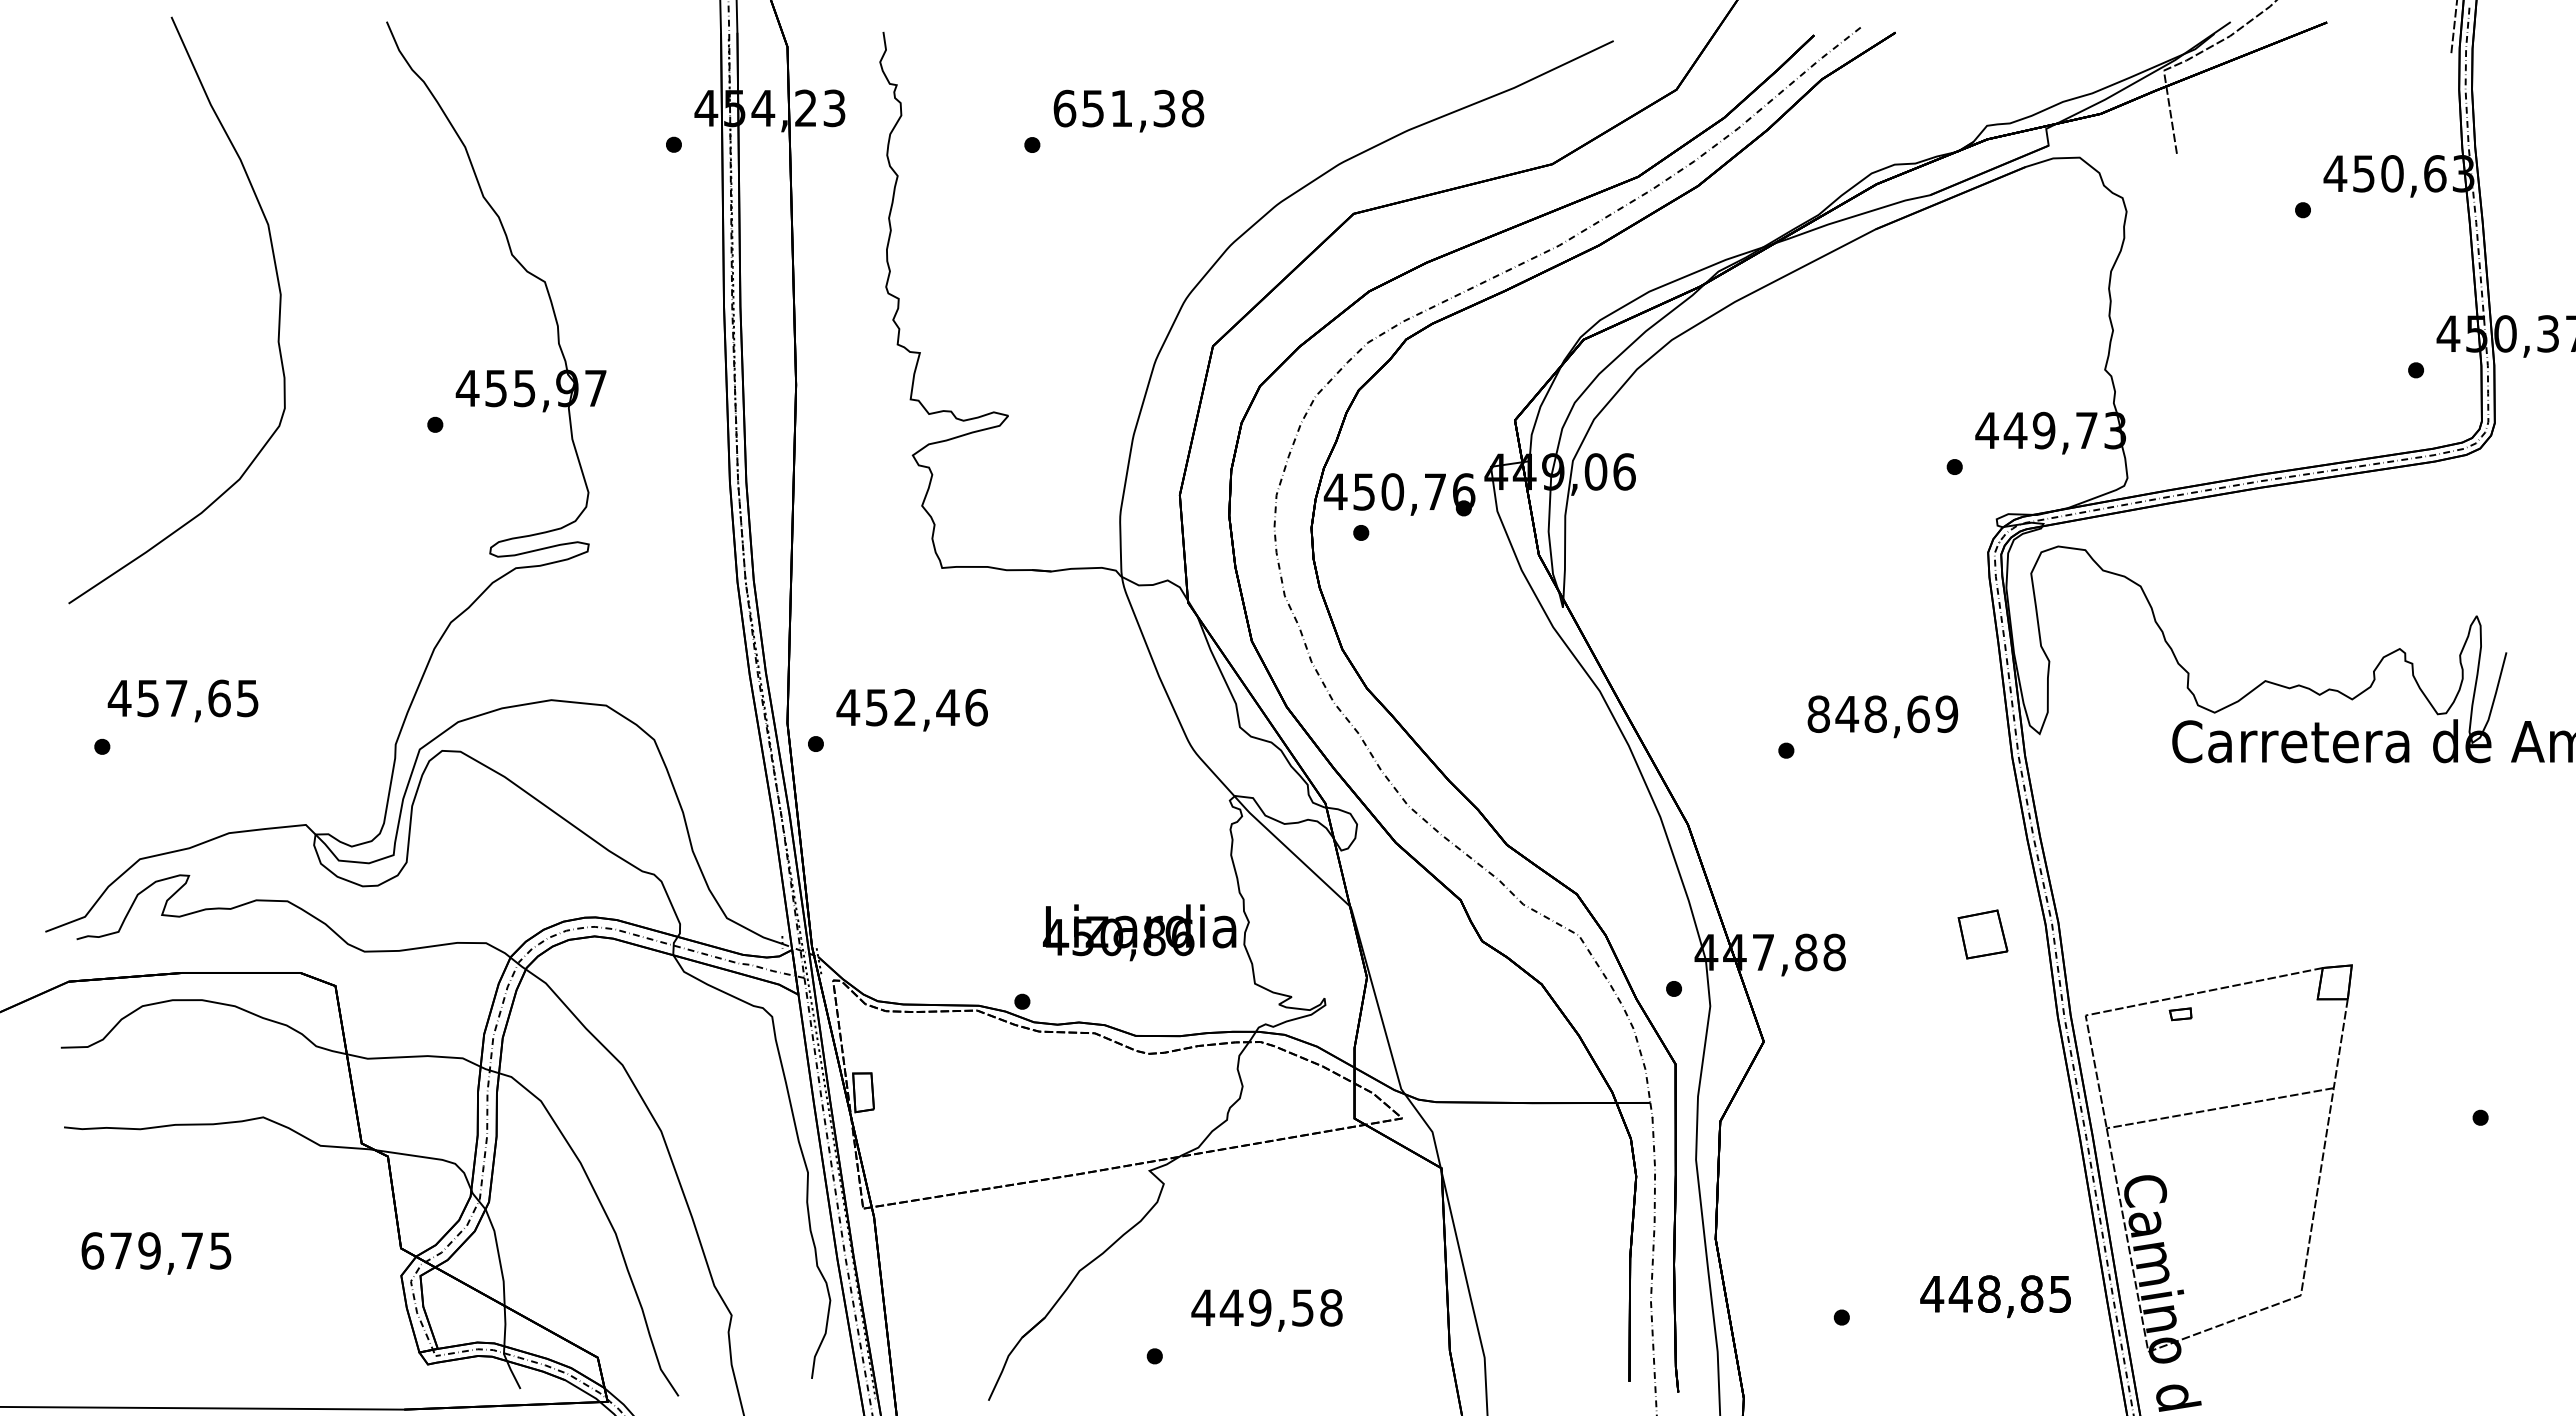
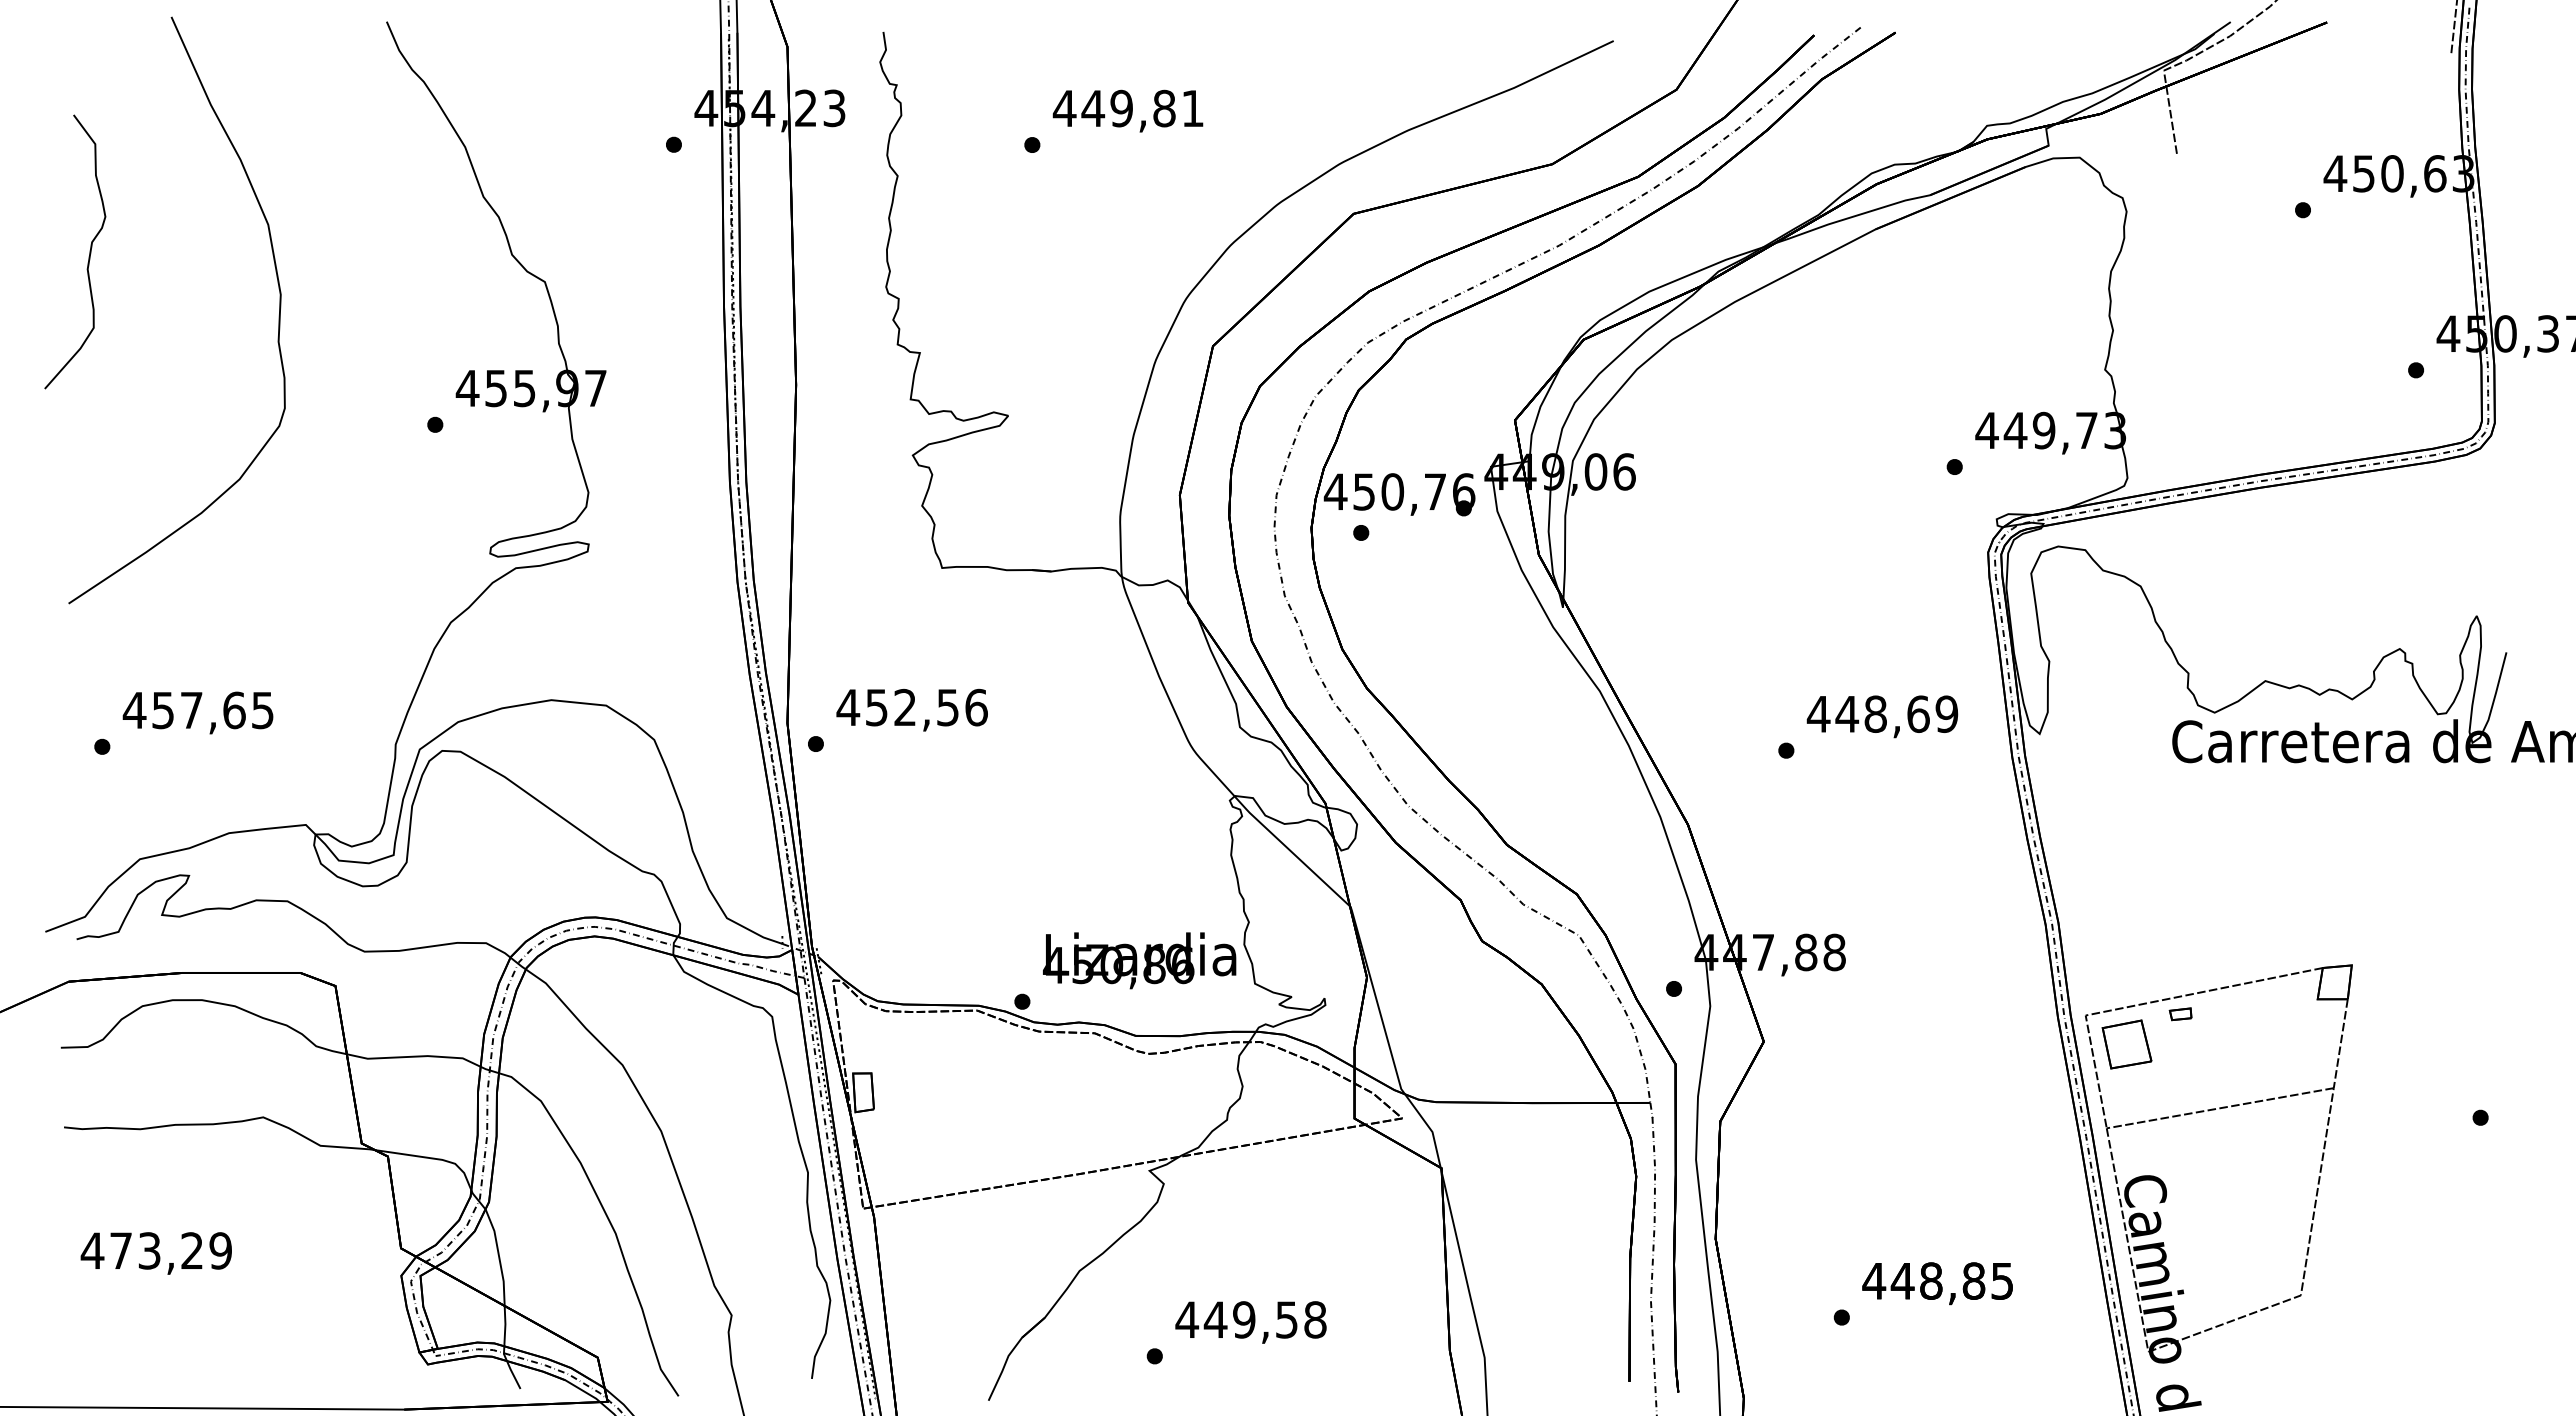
text: 651,38 -> 449,81 (1128, 108)
curve: none -> present (88, 256)
text position: (182, 700) -> (197, 712) (197, 712)
text: 452,46 -> 452,56 (947, 707)
text: 848,69 -> 448,69 (1818, 713)
text position: (1139, 932) -> (1139, 960) (1139, 960)
part position: (1982, 934) -> (2126, 1044) (2126, 1044)
text: 679,75 -> 473,29 (155, 1250)
text position: (1995, 1296) -> (1937, 1283) (1937, 1283)
text position: (1266, 1310) -> (1250, 1322) (1250, 1322)
